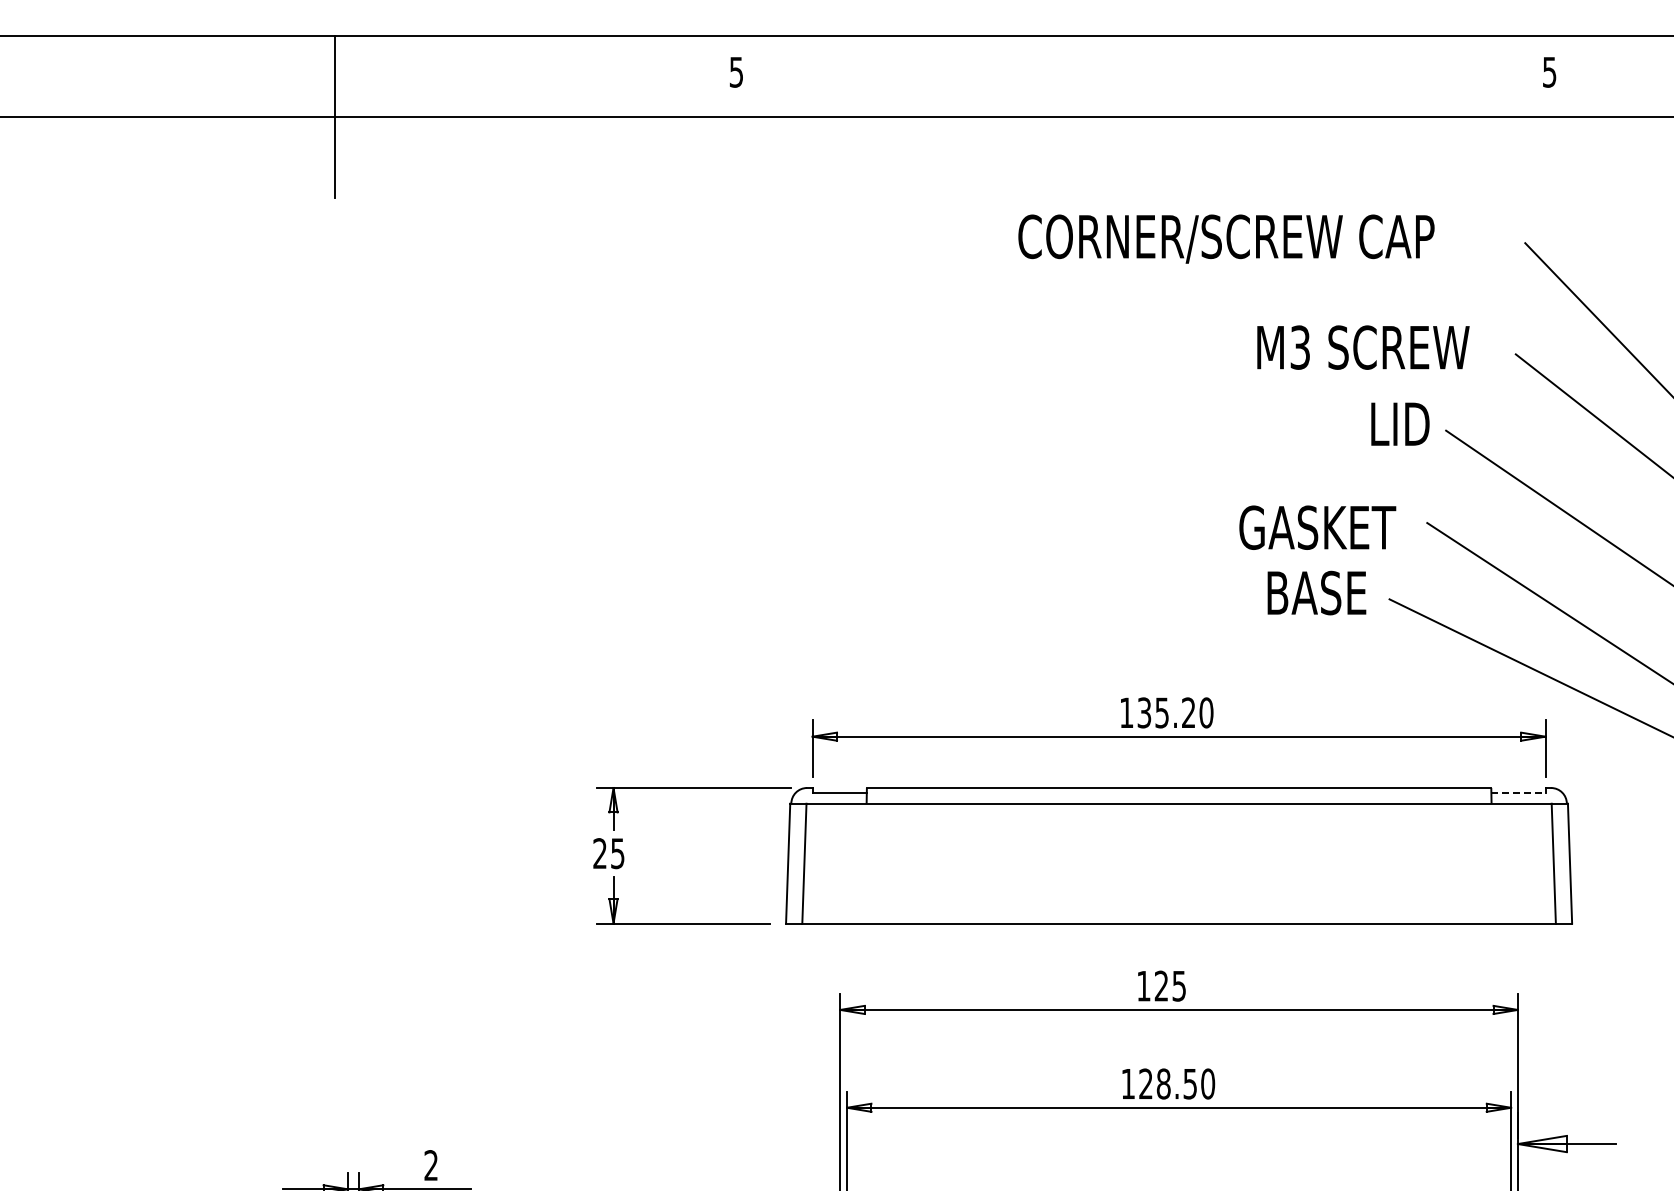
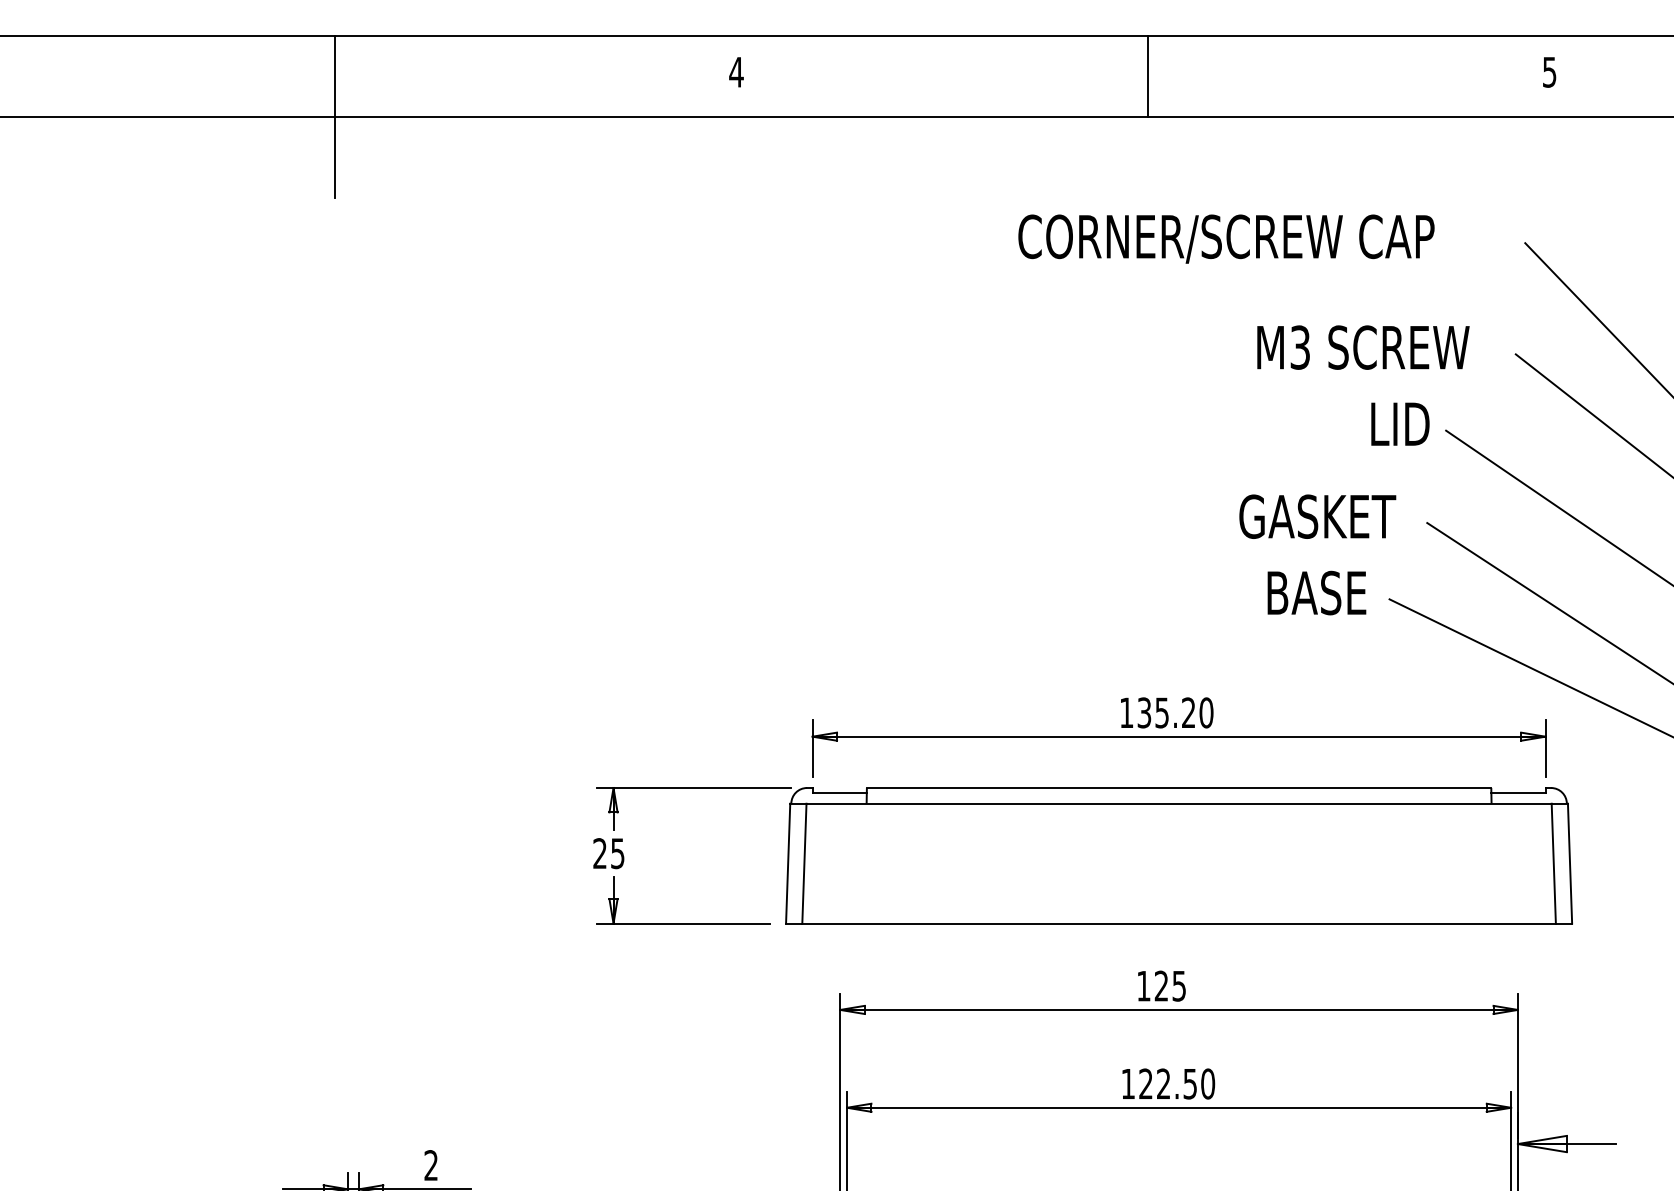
text: 5 -> 4 (736, 72)
line: none -> present (1147, 75)
text position: (1317, 527) -> (1317, 516) (1317, 516)
line: dashed -> solid (1518, 793)
text: 128.50 -> 122.50 (1163, 1083)
